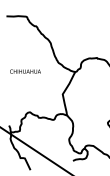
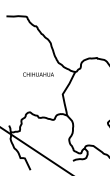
text position: (25, 71) -> (38, 74) (38, 74)
